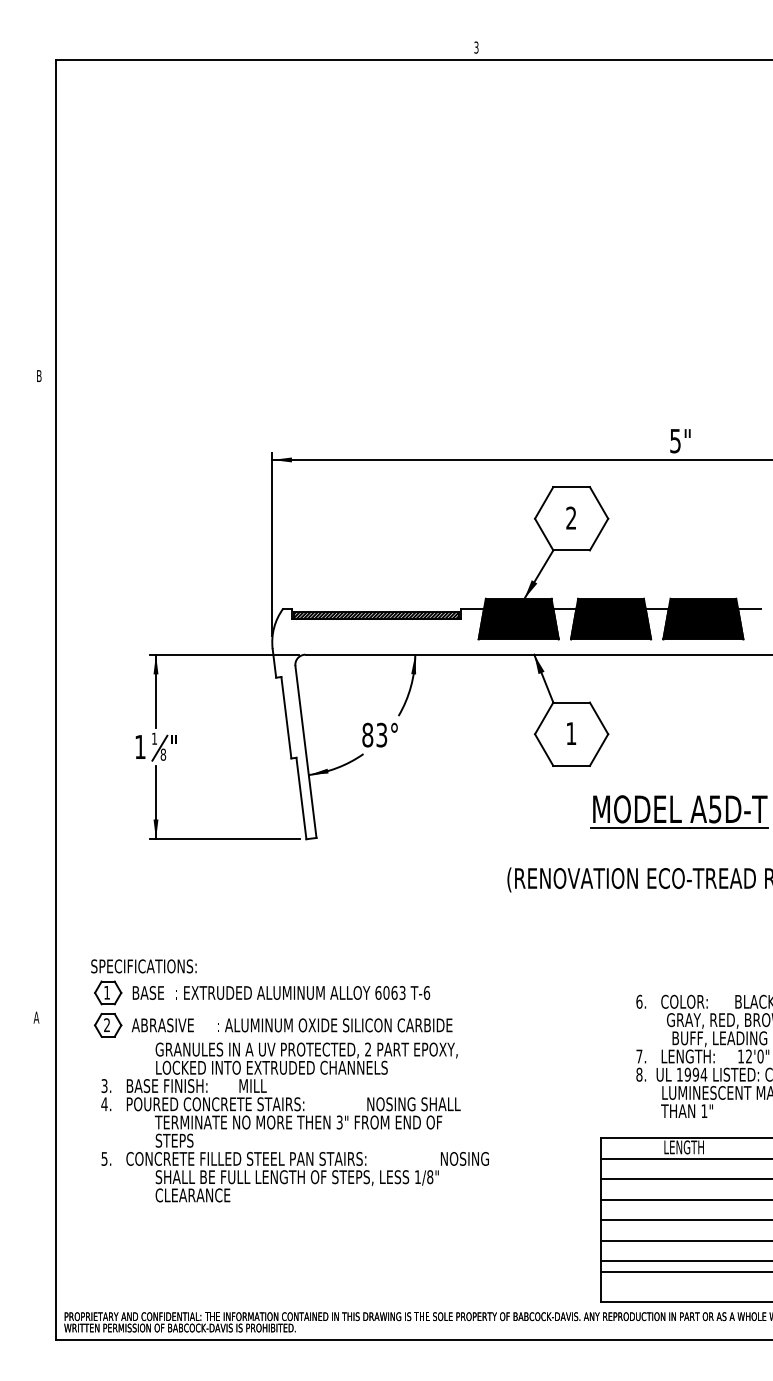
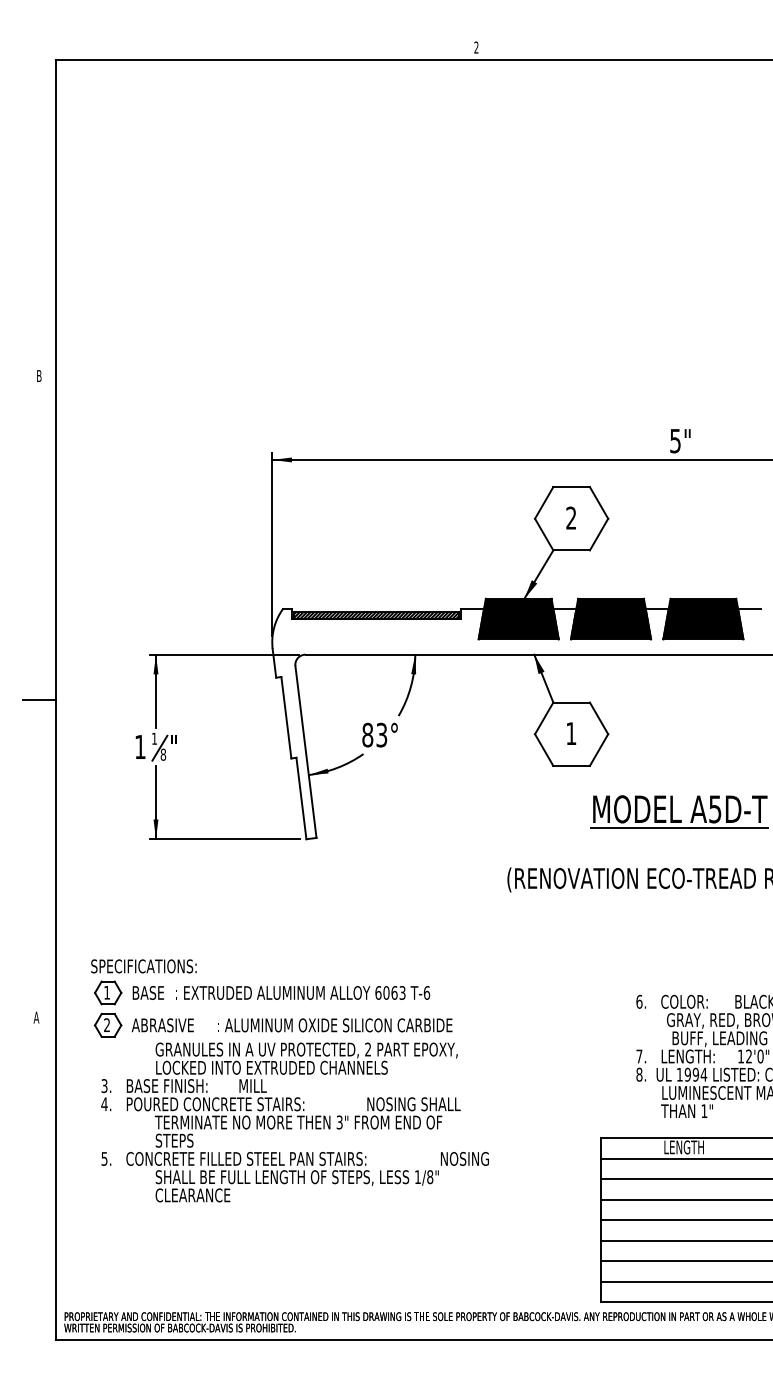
text: 3 -> 2 (476, 47)
line: none -> present (39, 699)
line position: (684, 1271) -> (684, 1281) (684, 1281)
